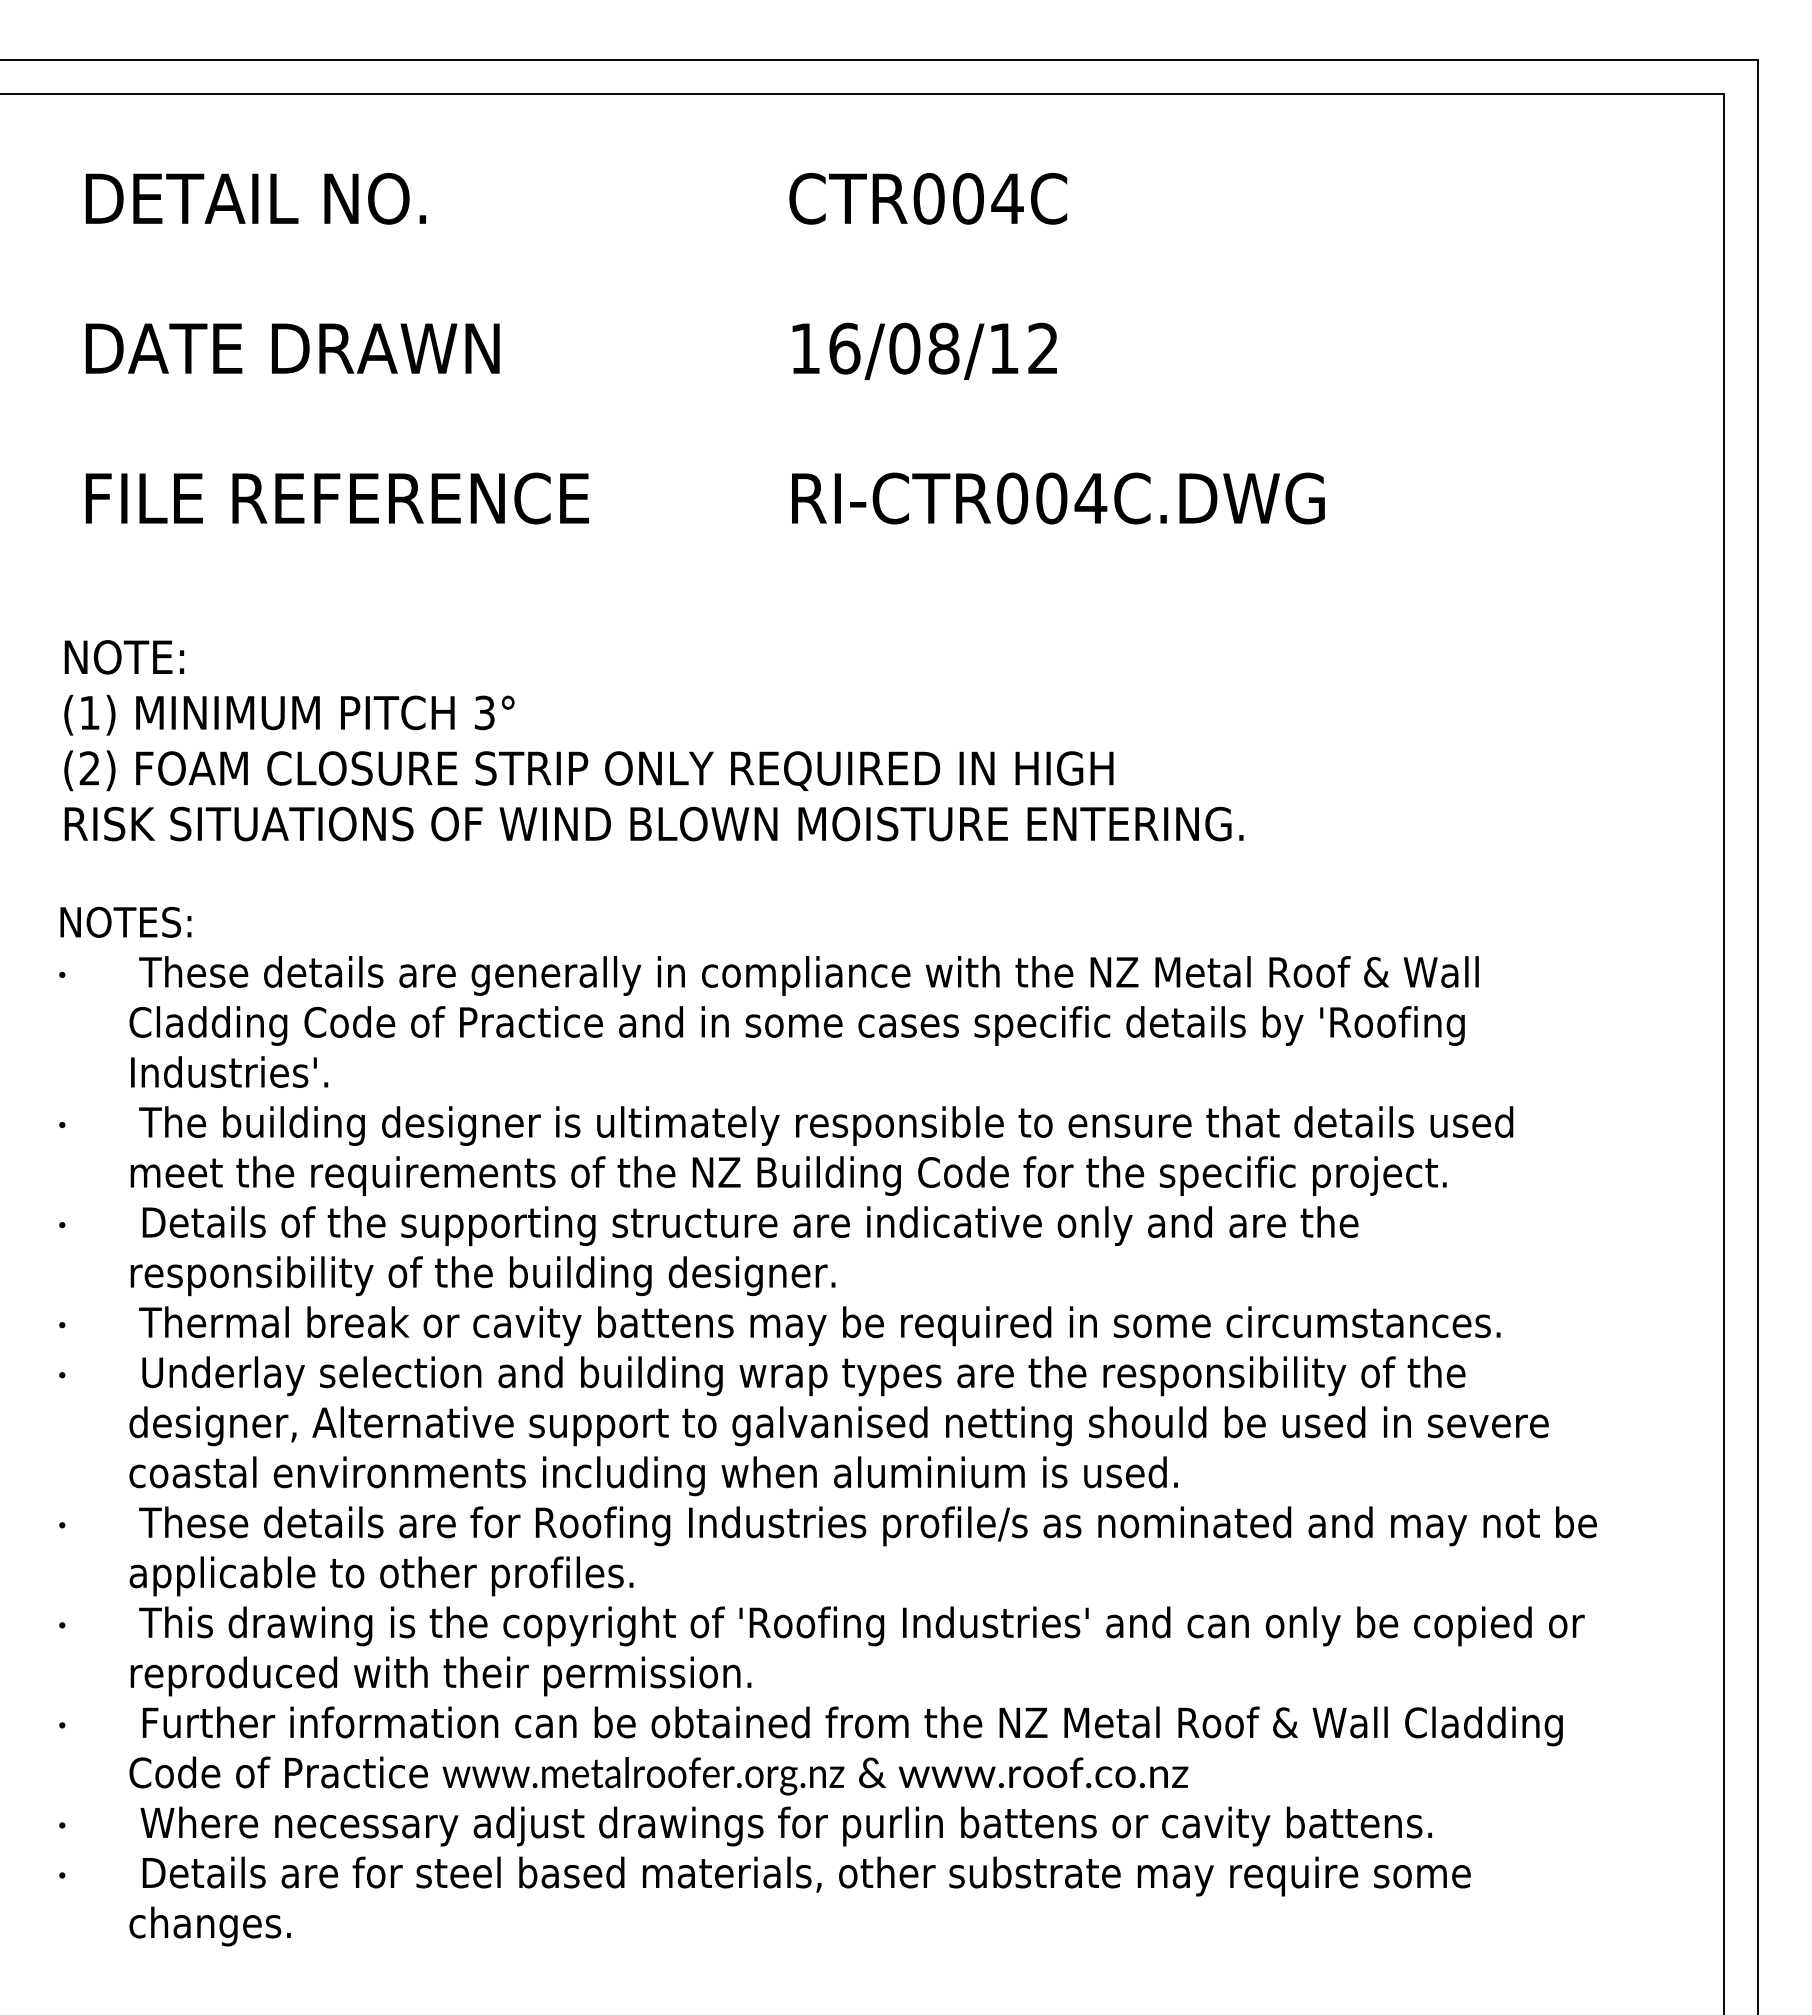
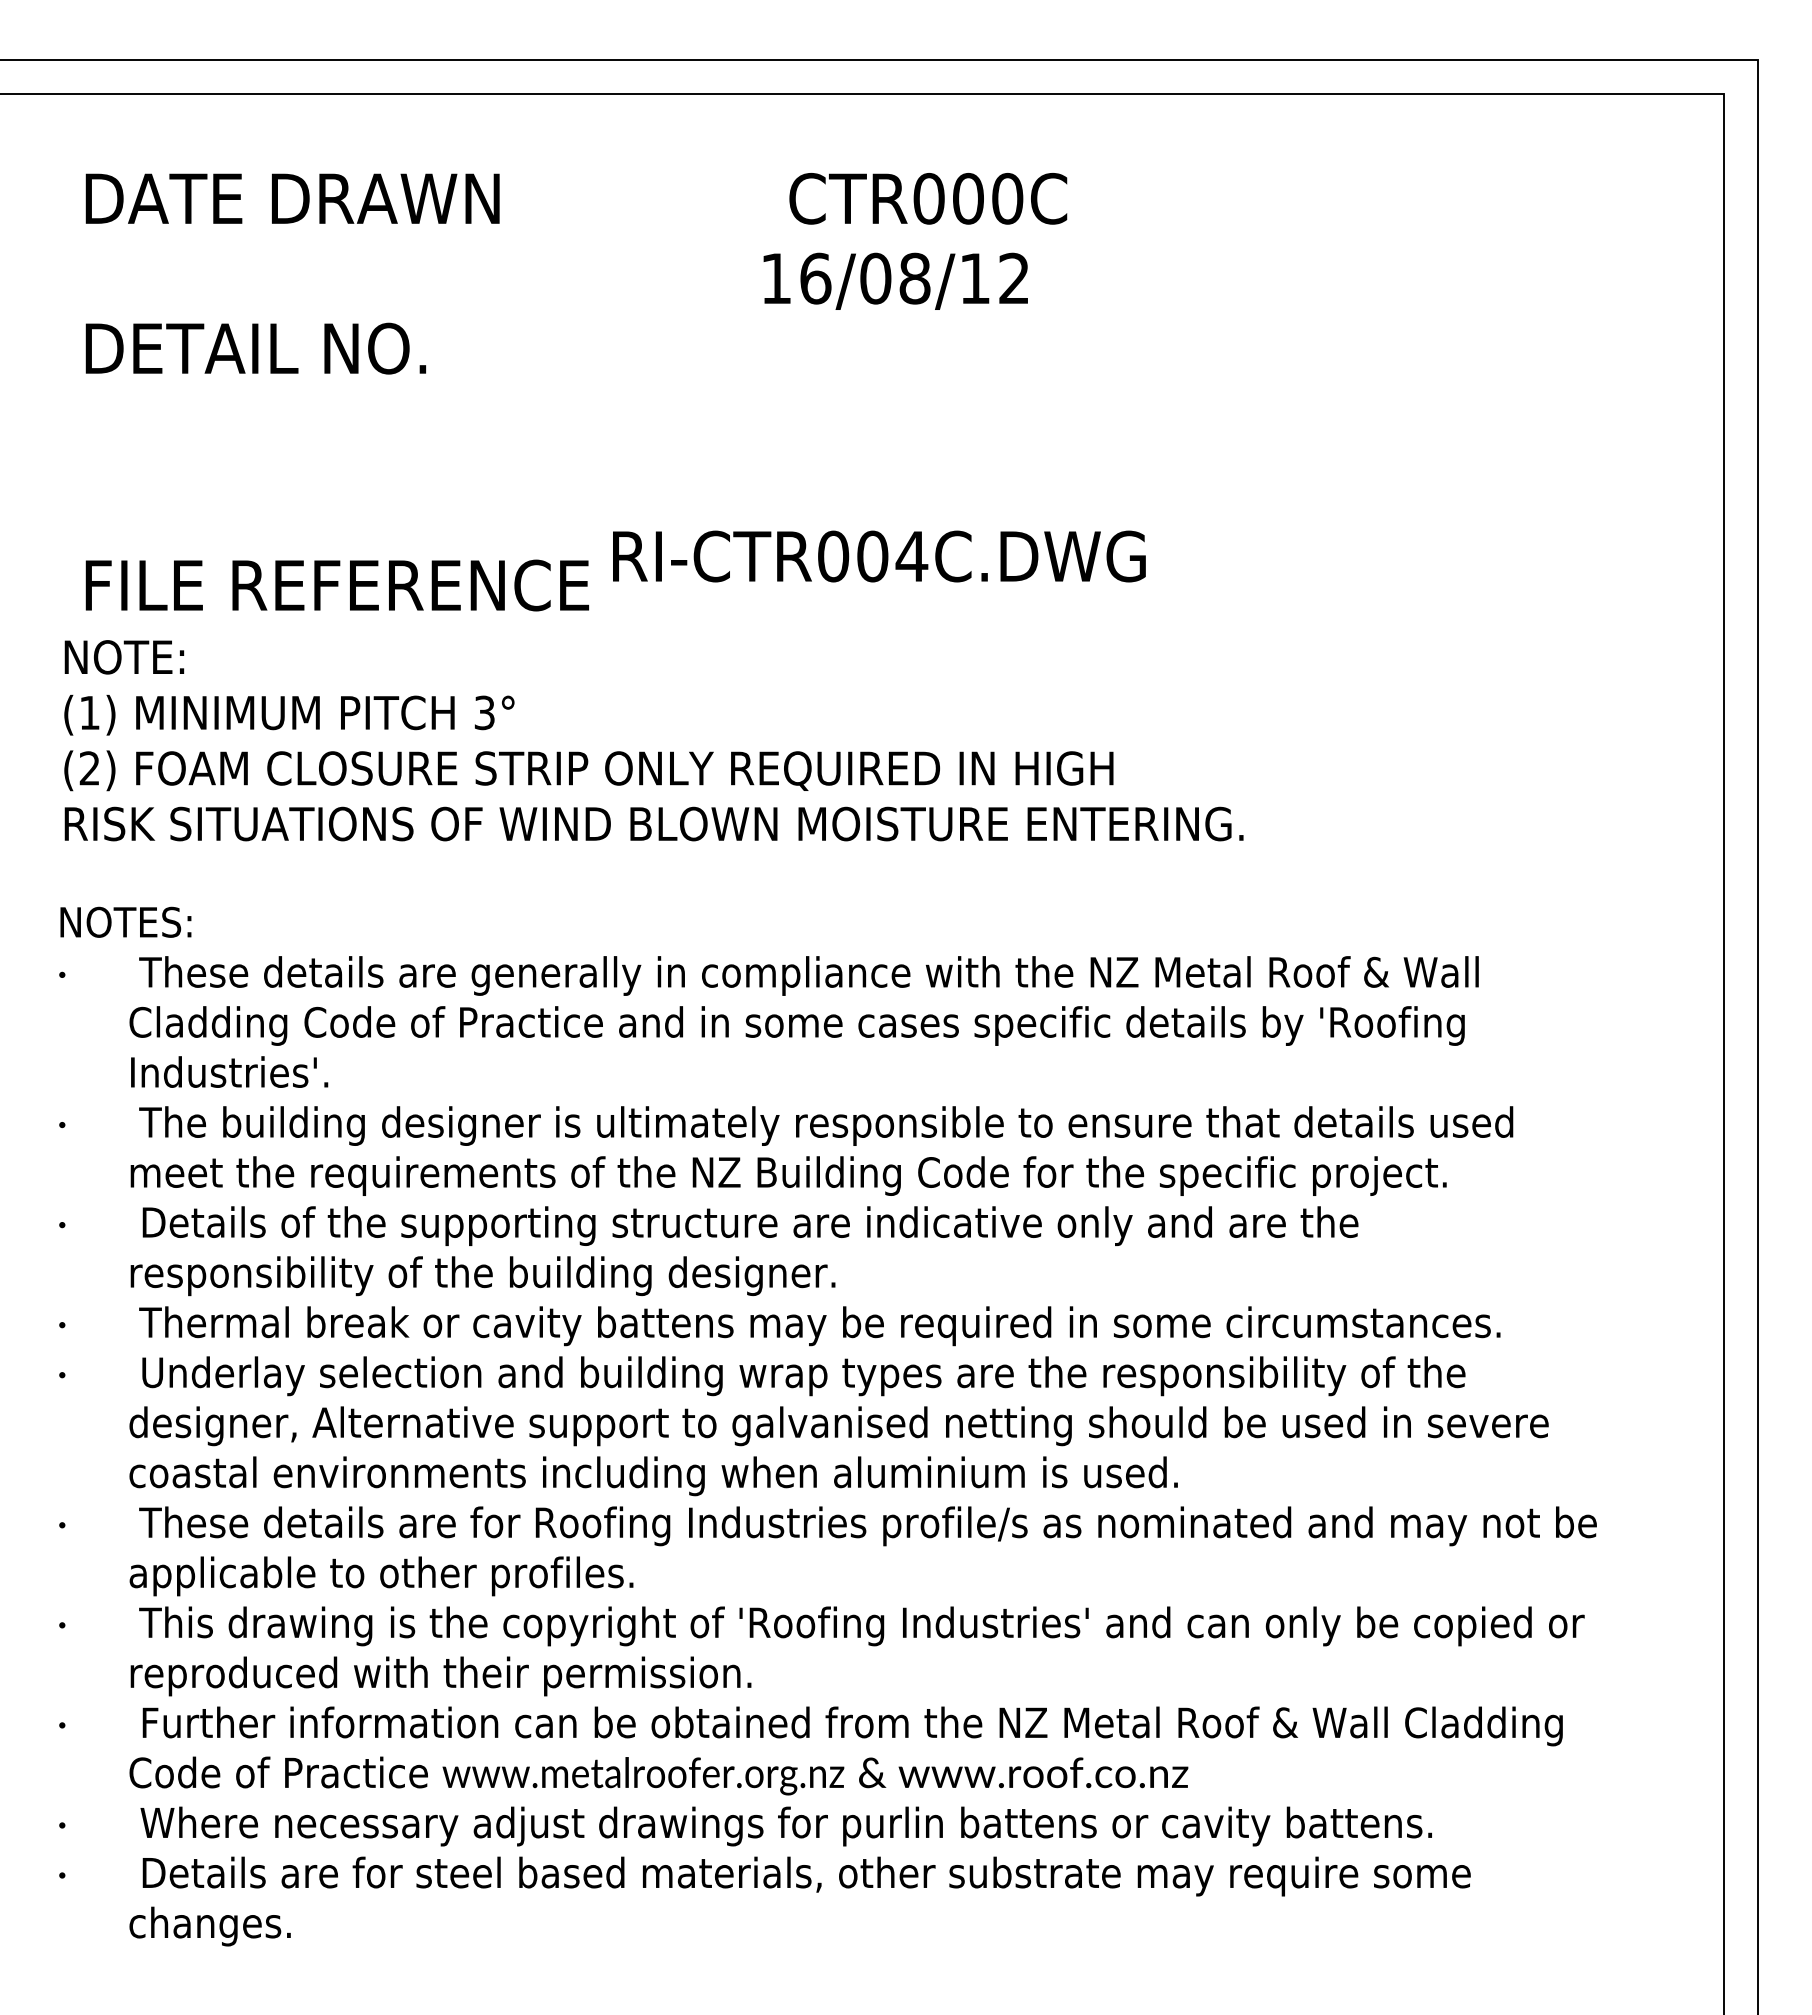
text: DETAIL NO. -> DATE DRAWN (313, 198)
text: CTR004C -> CTR000C (1007, 198)
text: DATE DRAWN -> DETAIL NO. (313, 348)
text position: (924, 350) -> (895, 280) (895, 280)
text position: (336, 498) -> (336, 585) (336, 585)
text position: (1058, 498) -> (879, 556) (879, 556)
